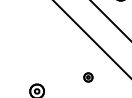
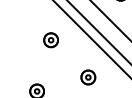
line: none -> present (98, 32)
part: none -> present (50, 40)
part size: 11x11 px -> 17x17 px (88, 77)
